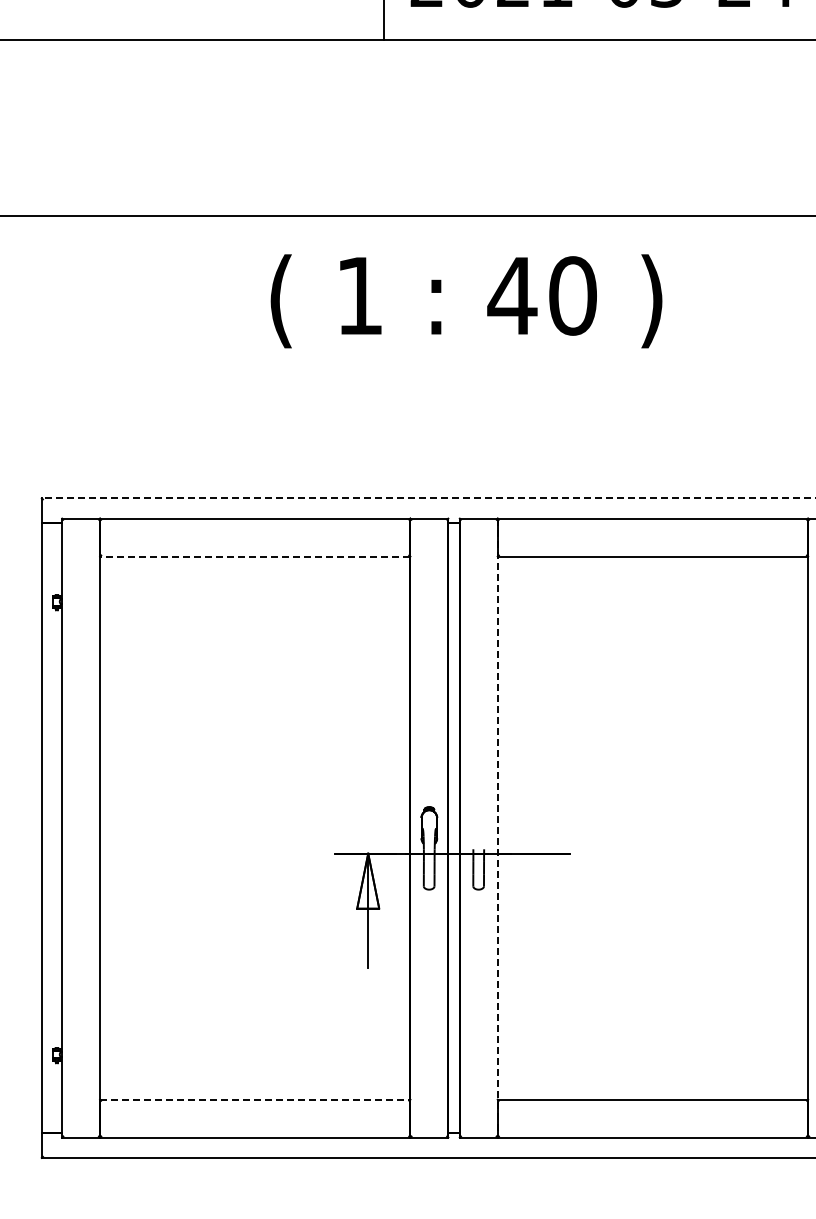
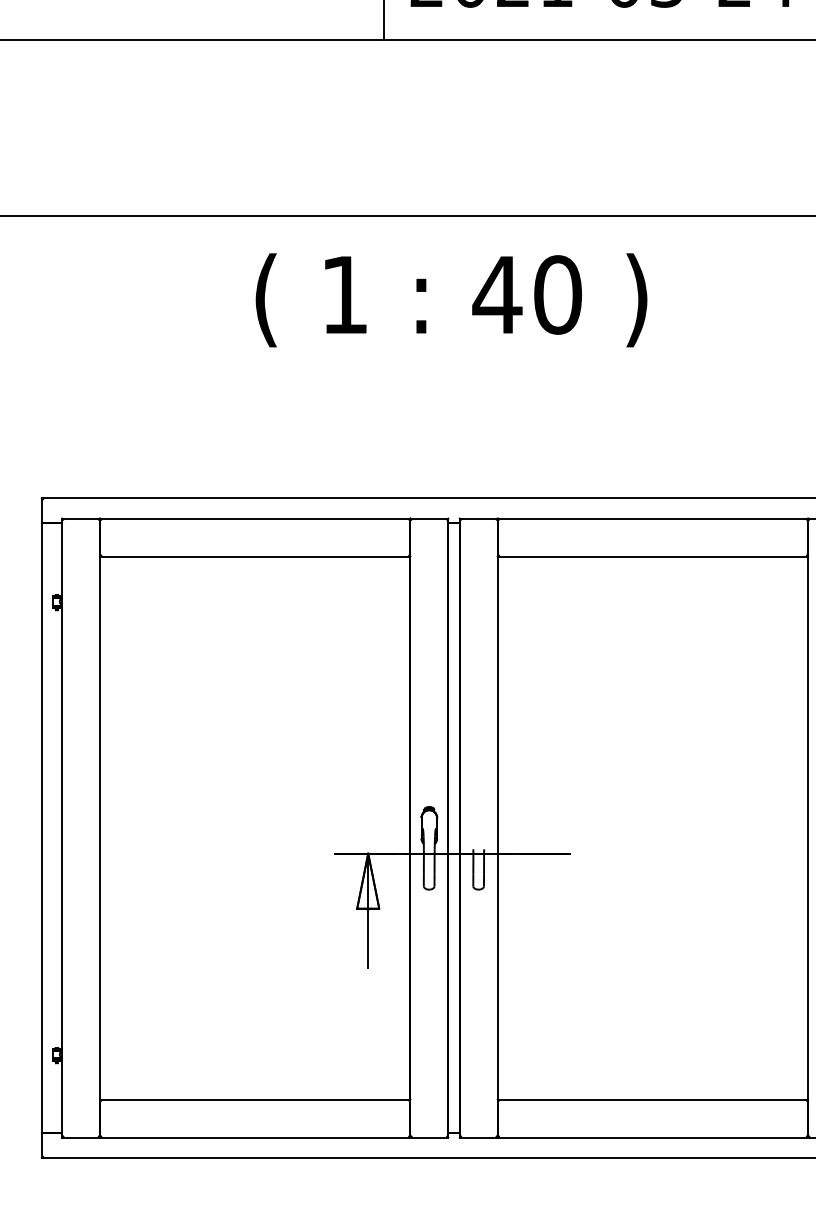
text position: (466, 301) -> (451, 300) (451, 300)
line: dashed -> solid (428, 498)
line: dashed -> solid (254, 556)
line: dashed -> solid (497, 828)
line: dashed -> solid (255, 1099)
